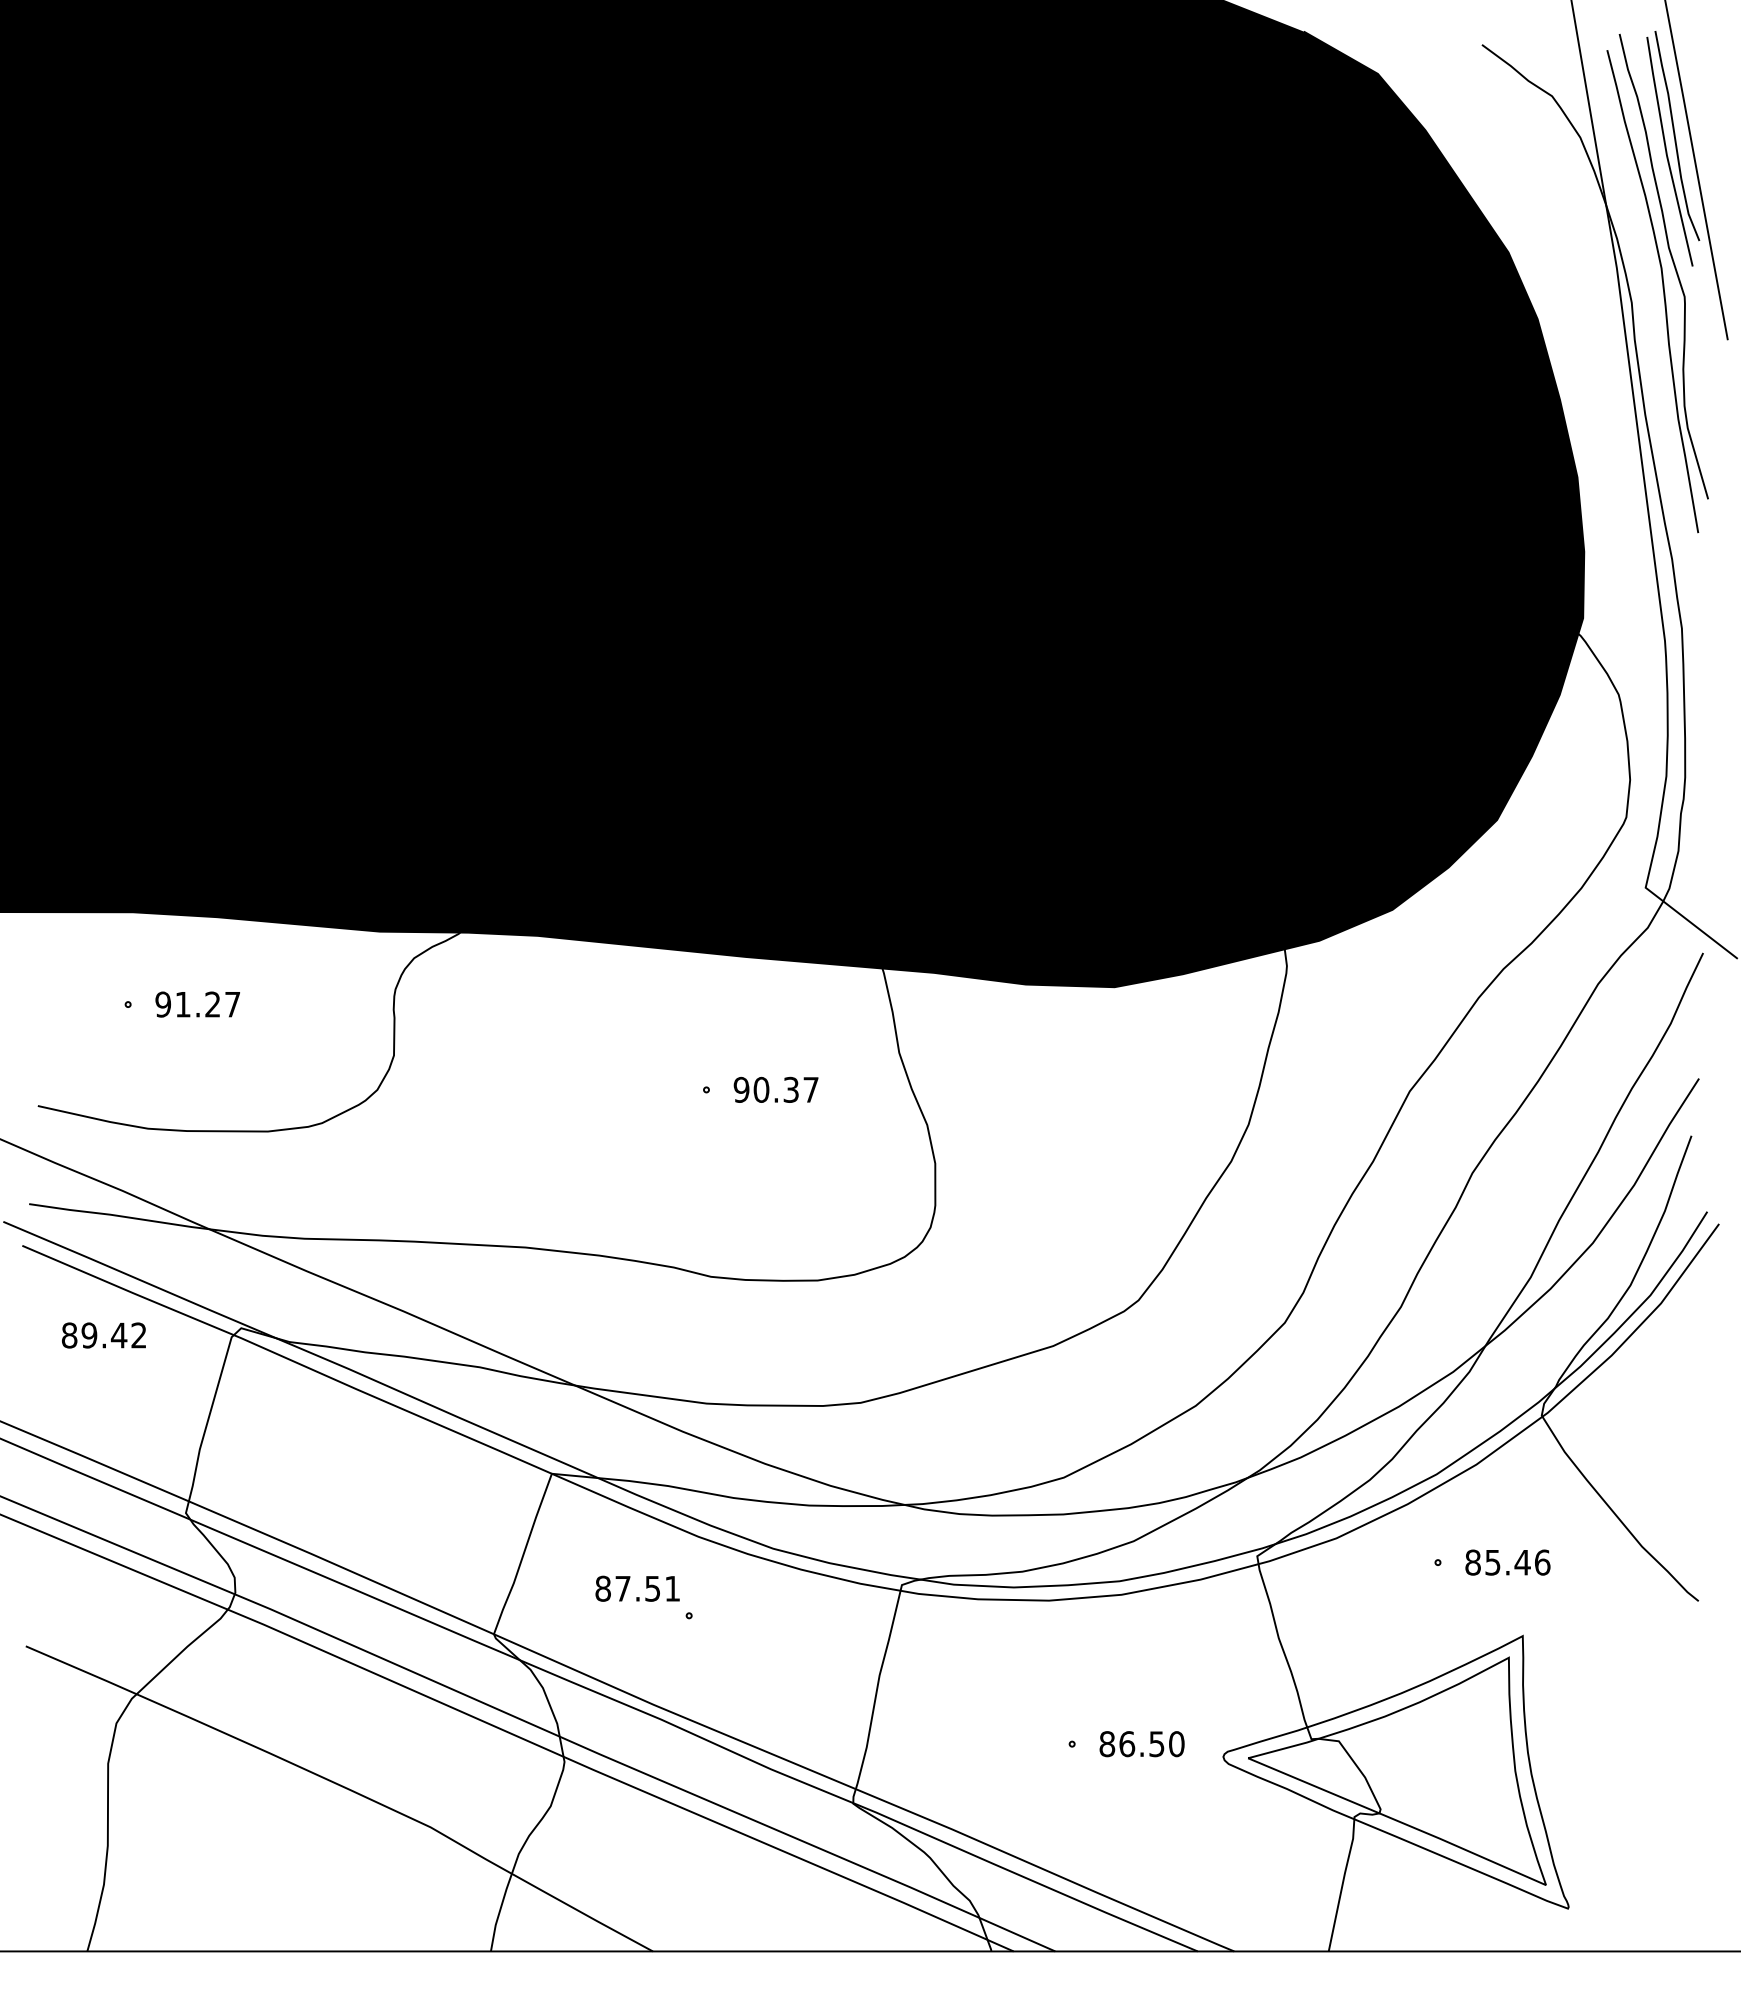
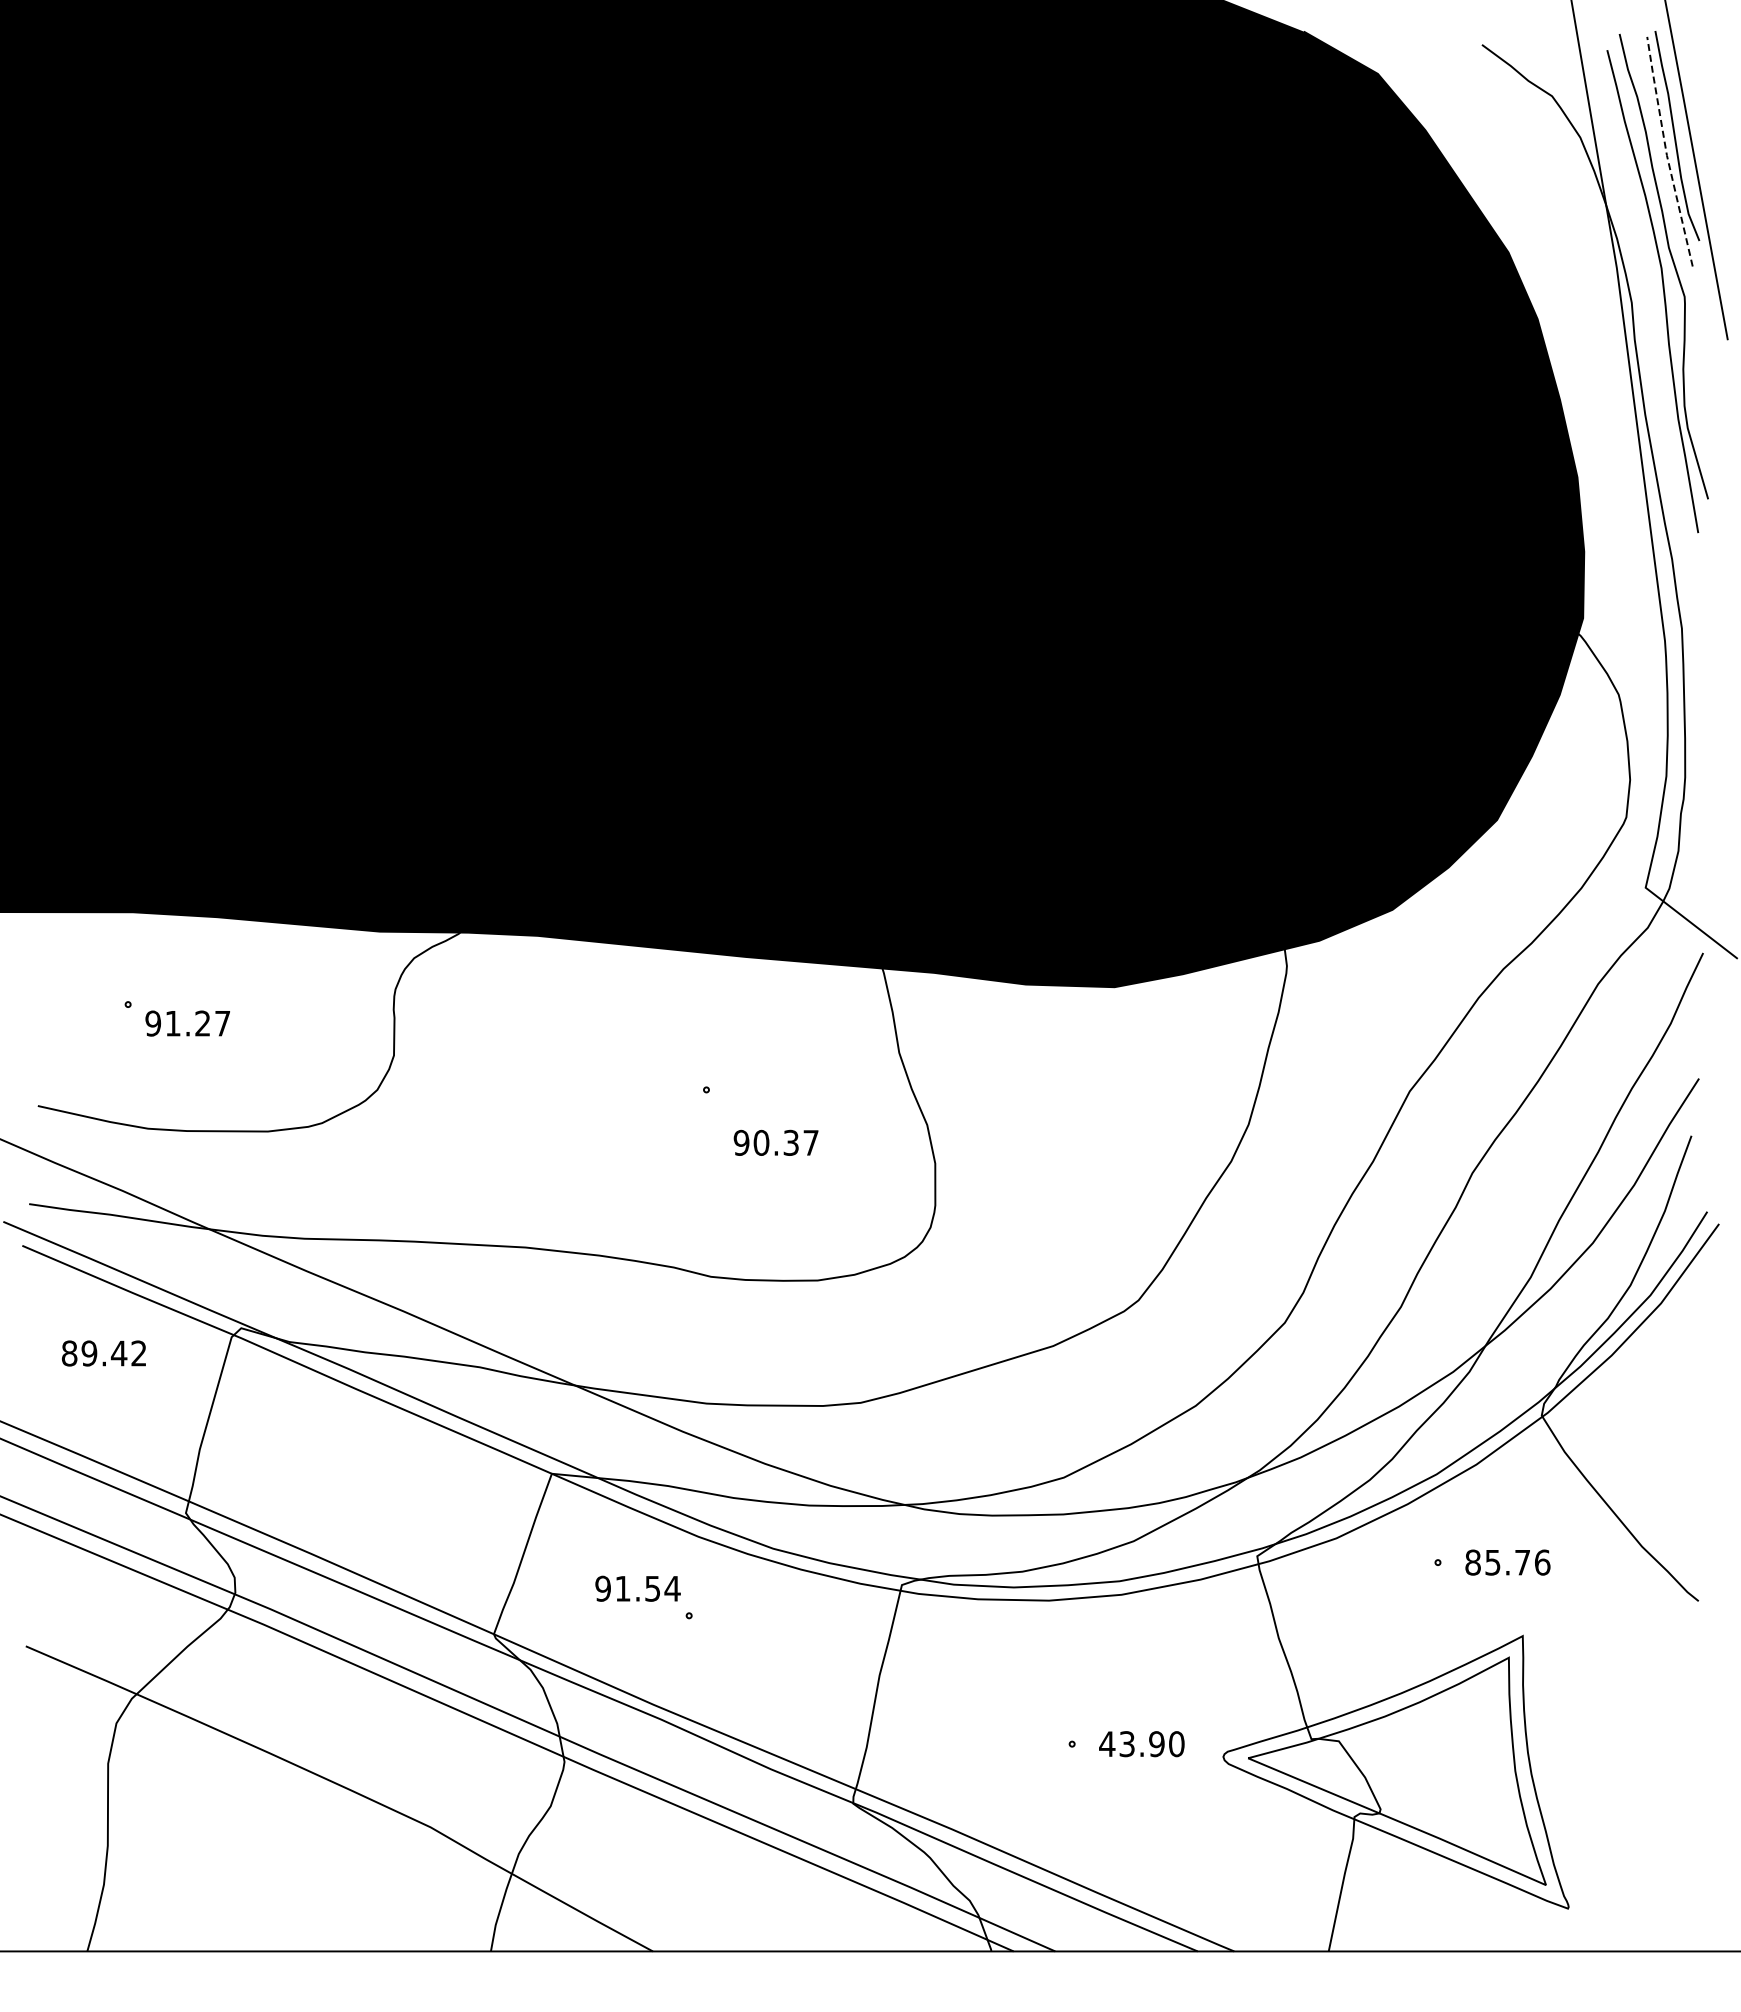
line: solid -> dashed (1666, 151)
text position: (197, 1004) -> (187, 1023) (187, 1023)
text position: (775, 1089) -> (775, 1142) (775, 1142)
text position: (103, 1335) -> (103, 1353) (103, 1353)
text: 85.46 -> 85.76 (1522, 1562)
text: 87.51 -> 91.54 (637, 1588)
text: 86.50 -> 43.90 (1131, 1744)
